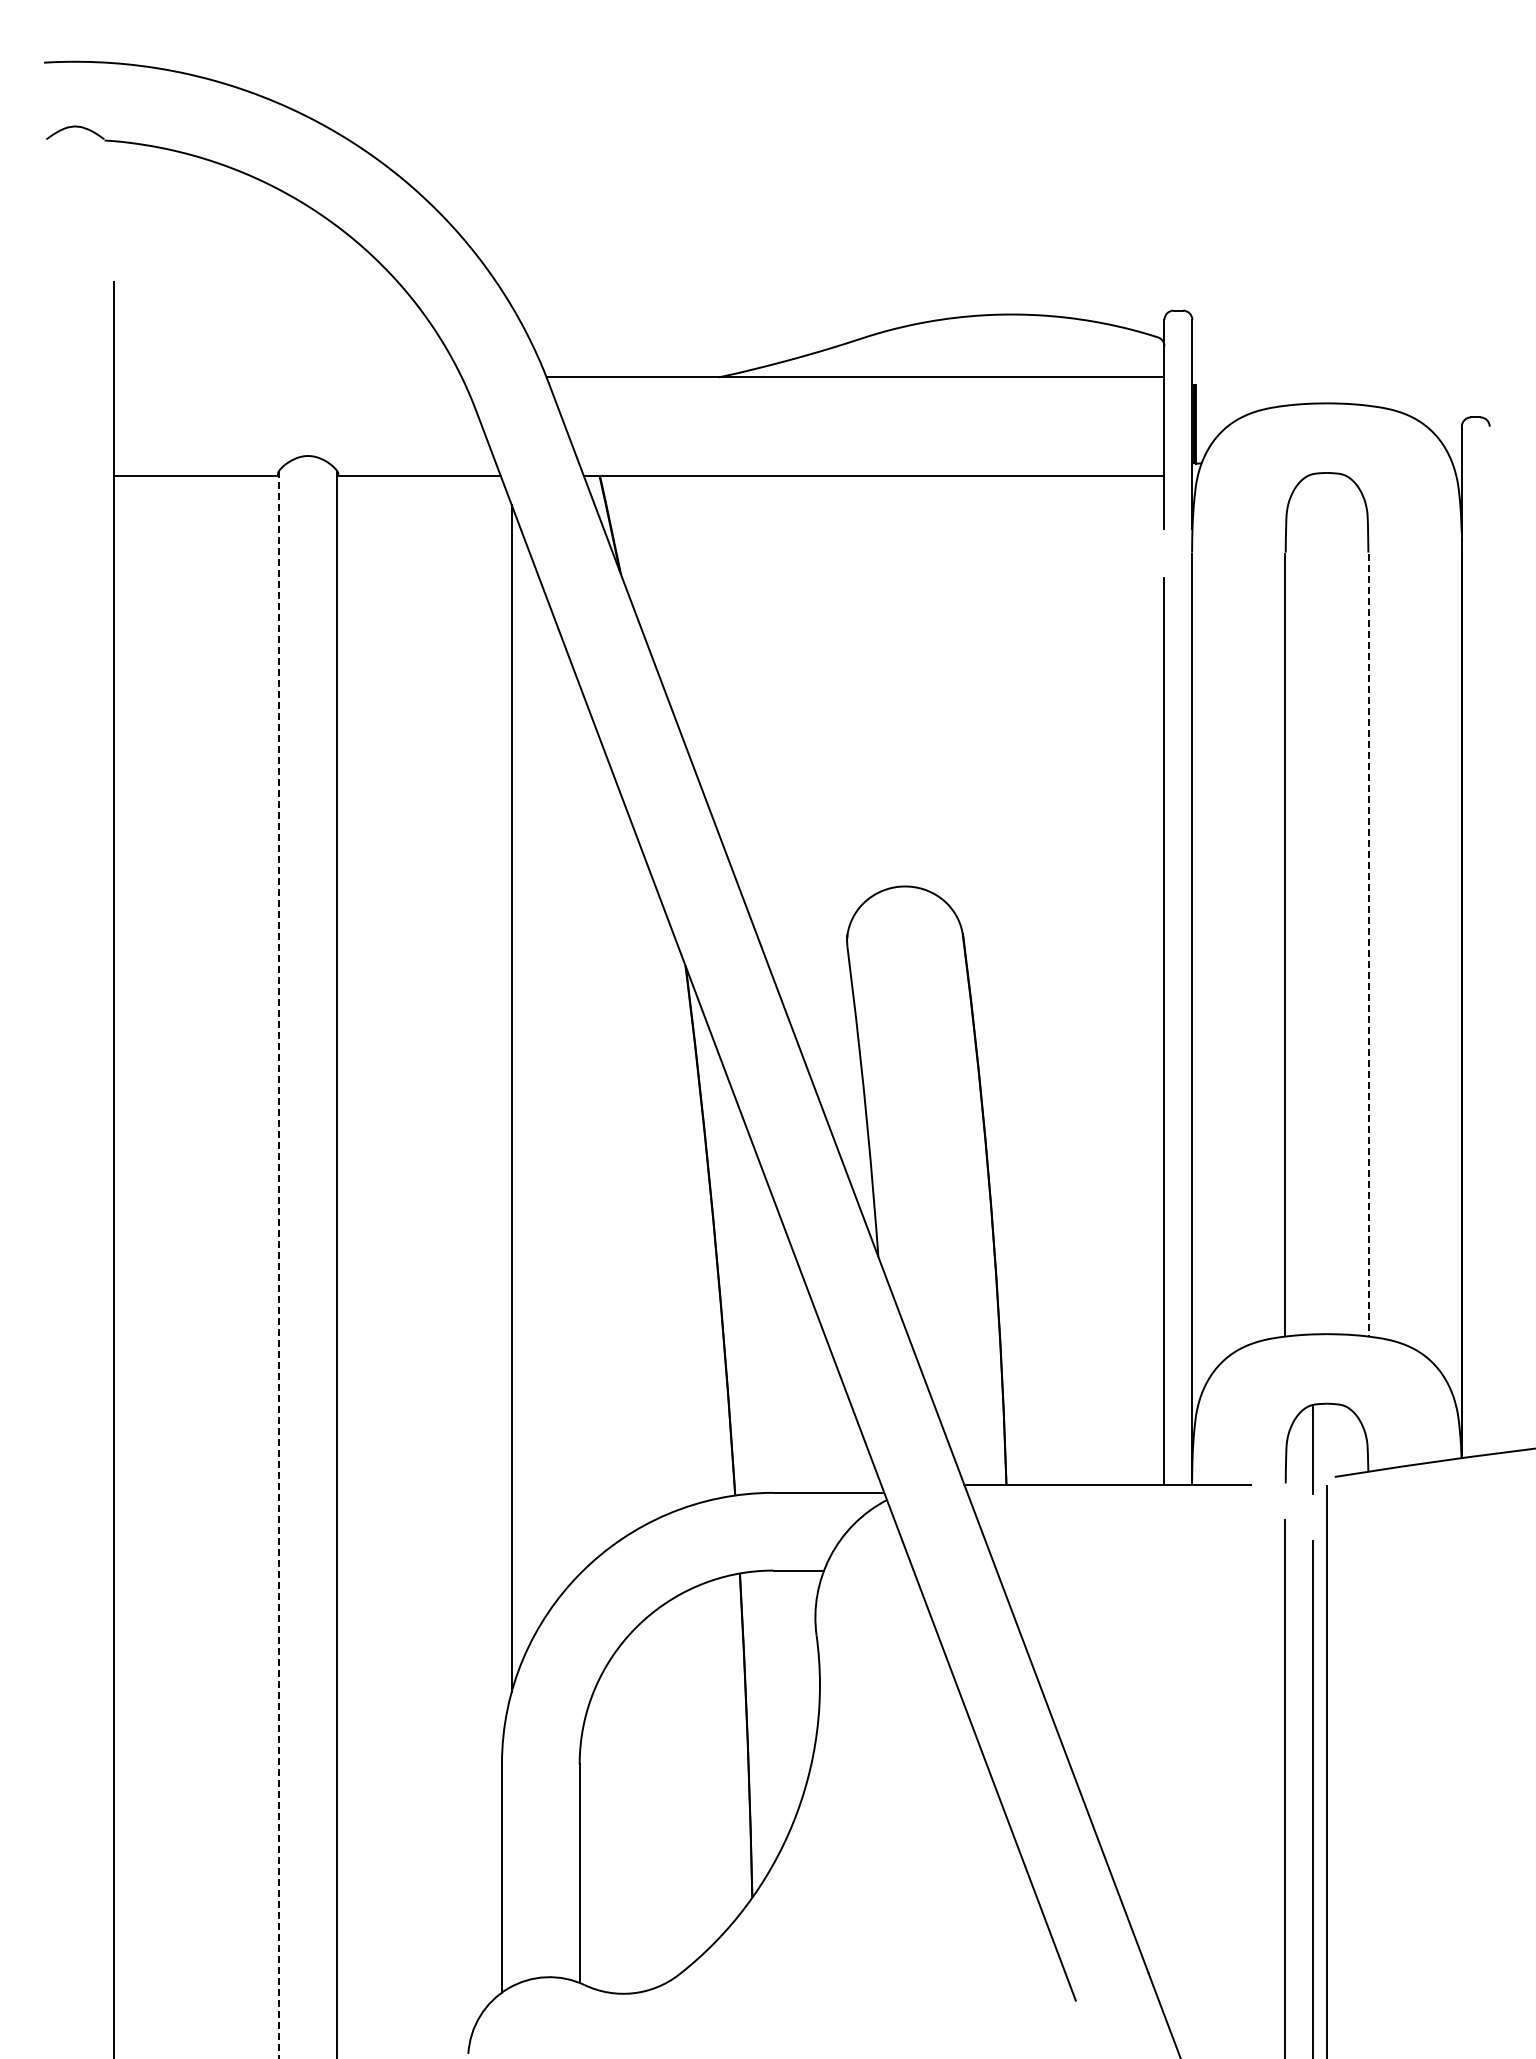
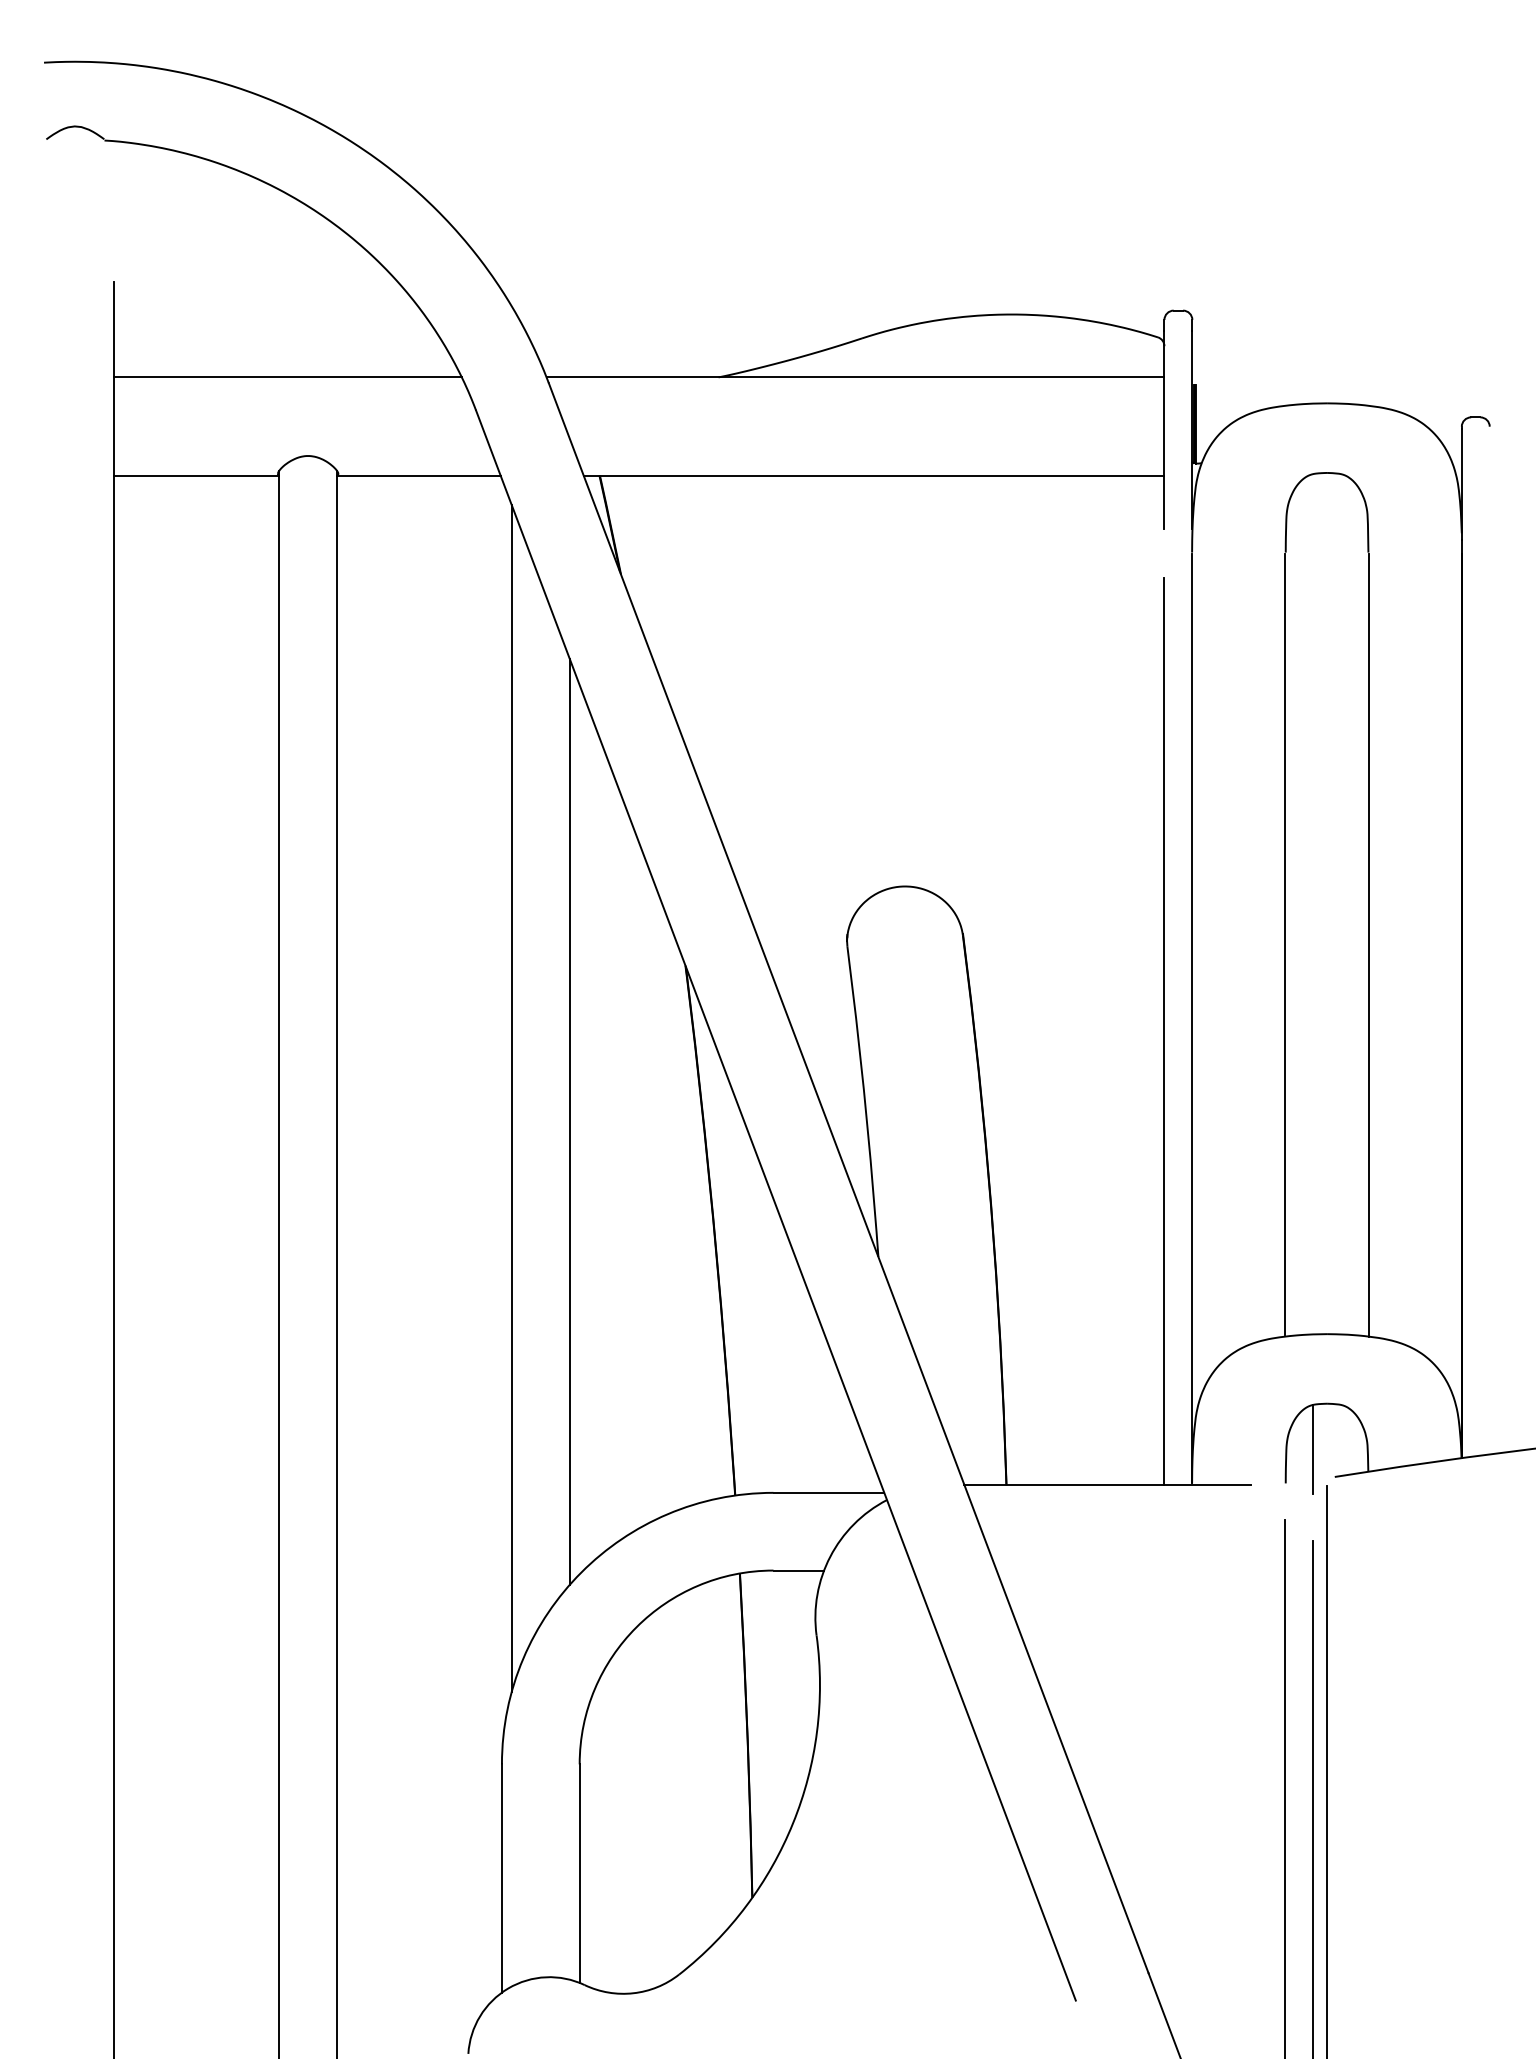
line: none -> present (287, 377)
line: dashed -> solid (1368, 945)
line: none -> present (569, 1121)
line: dashed -> solid (279, 1264)
